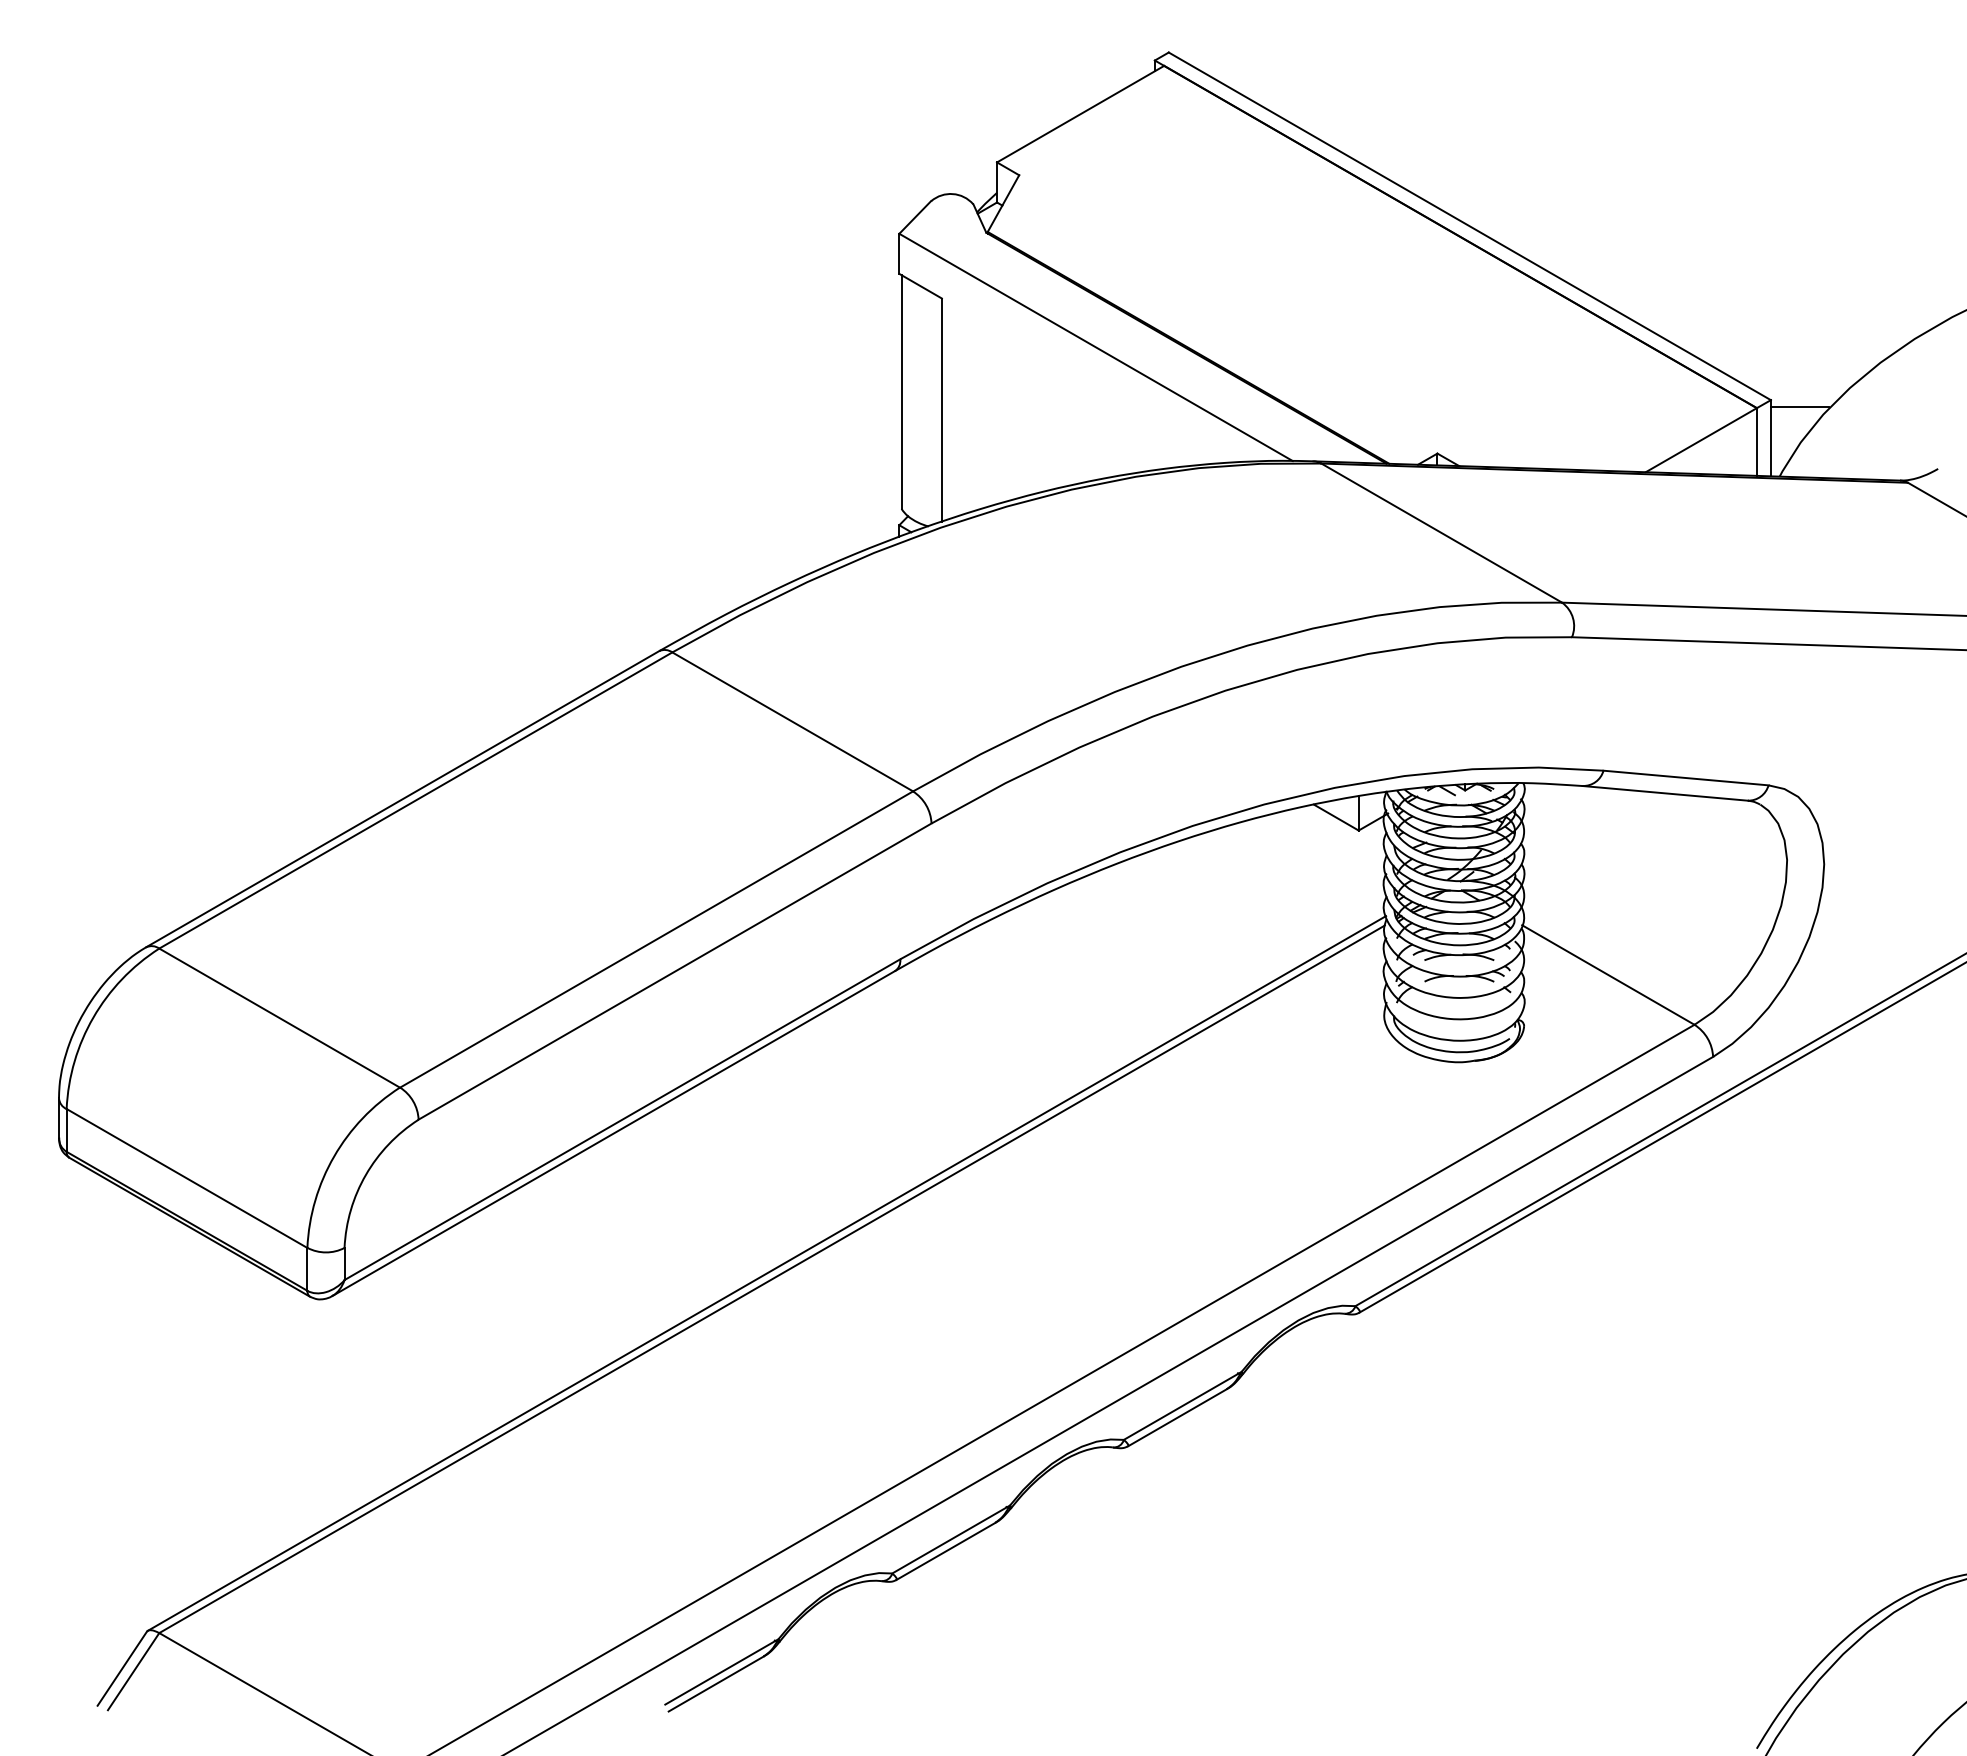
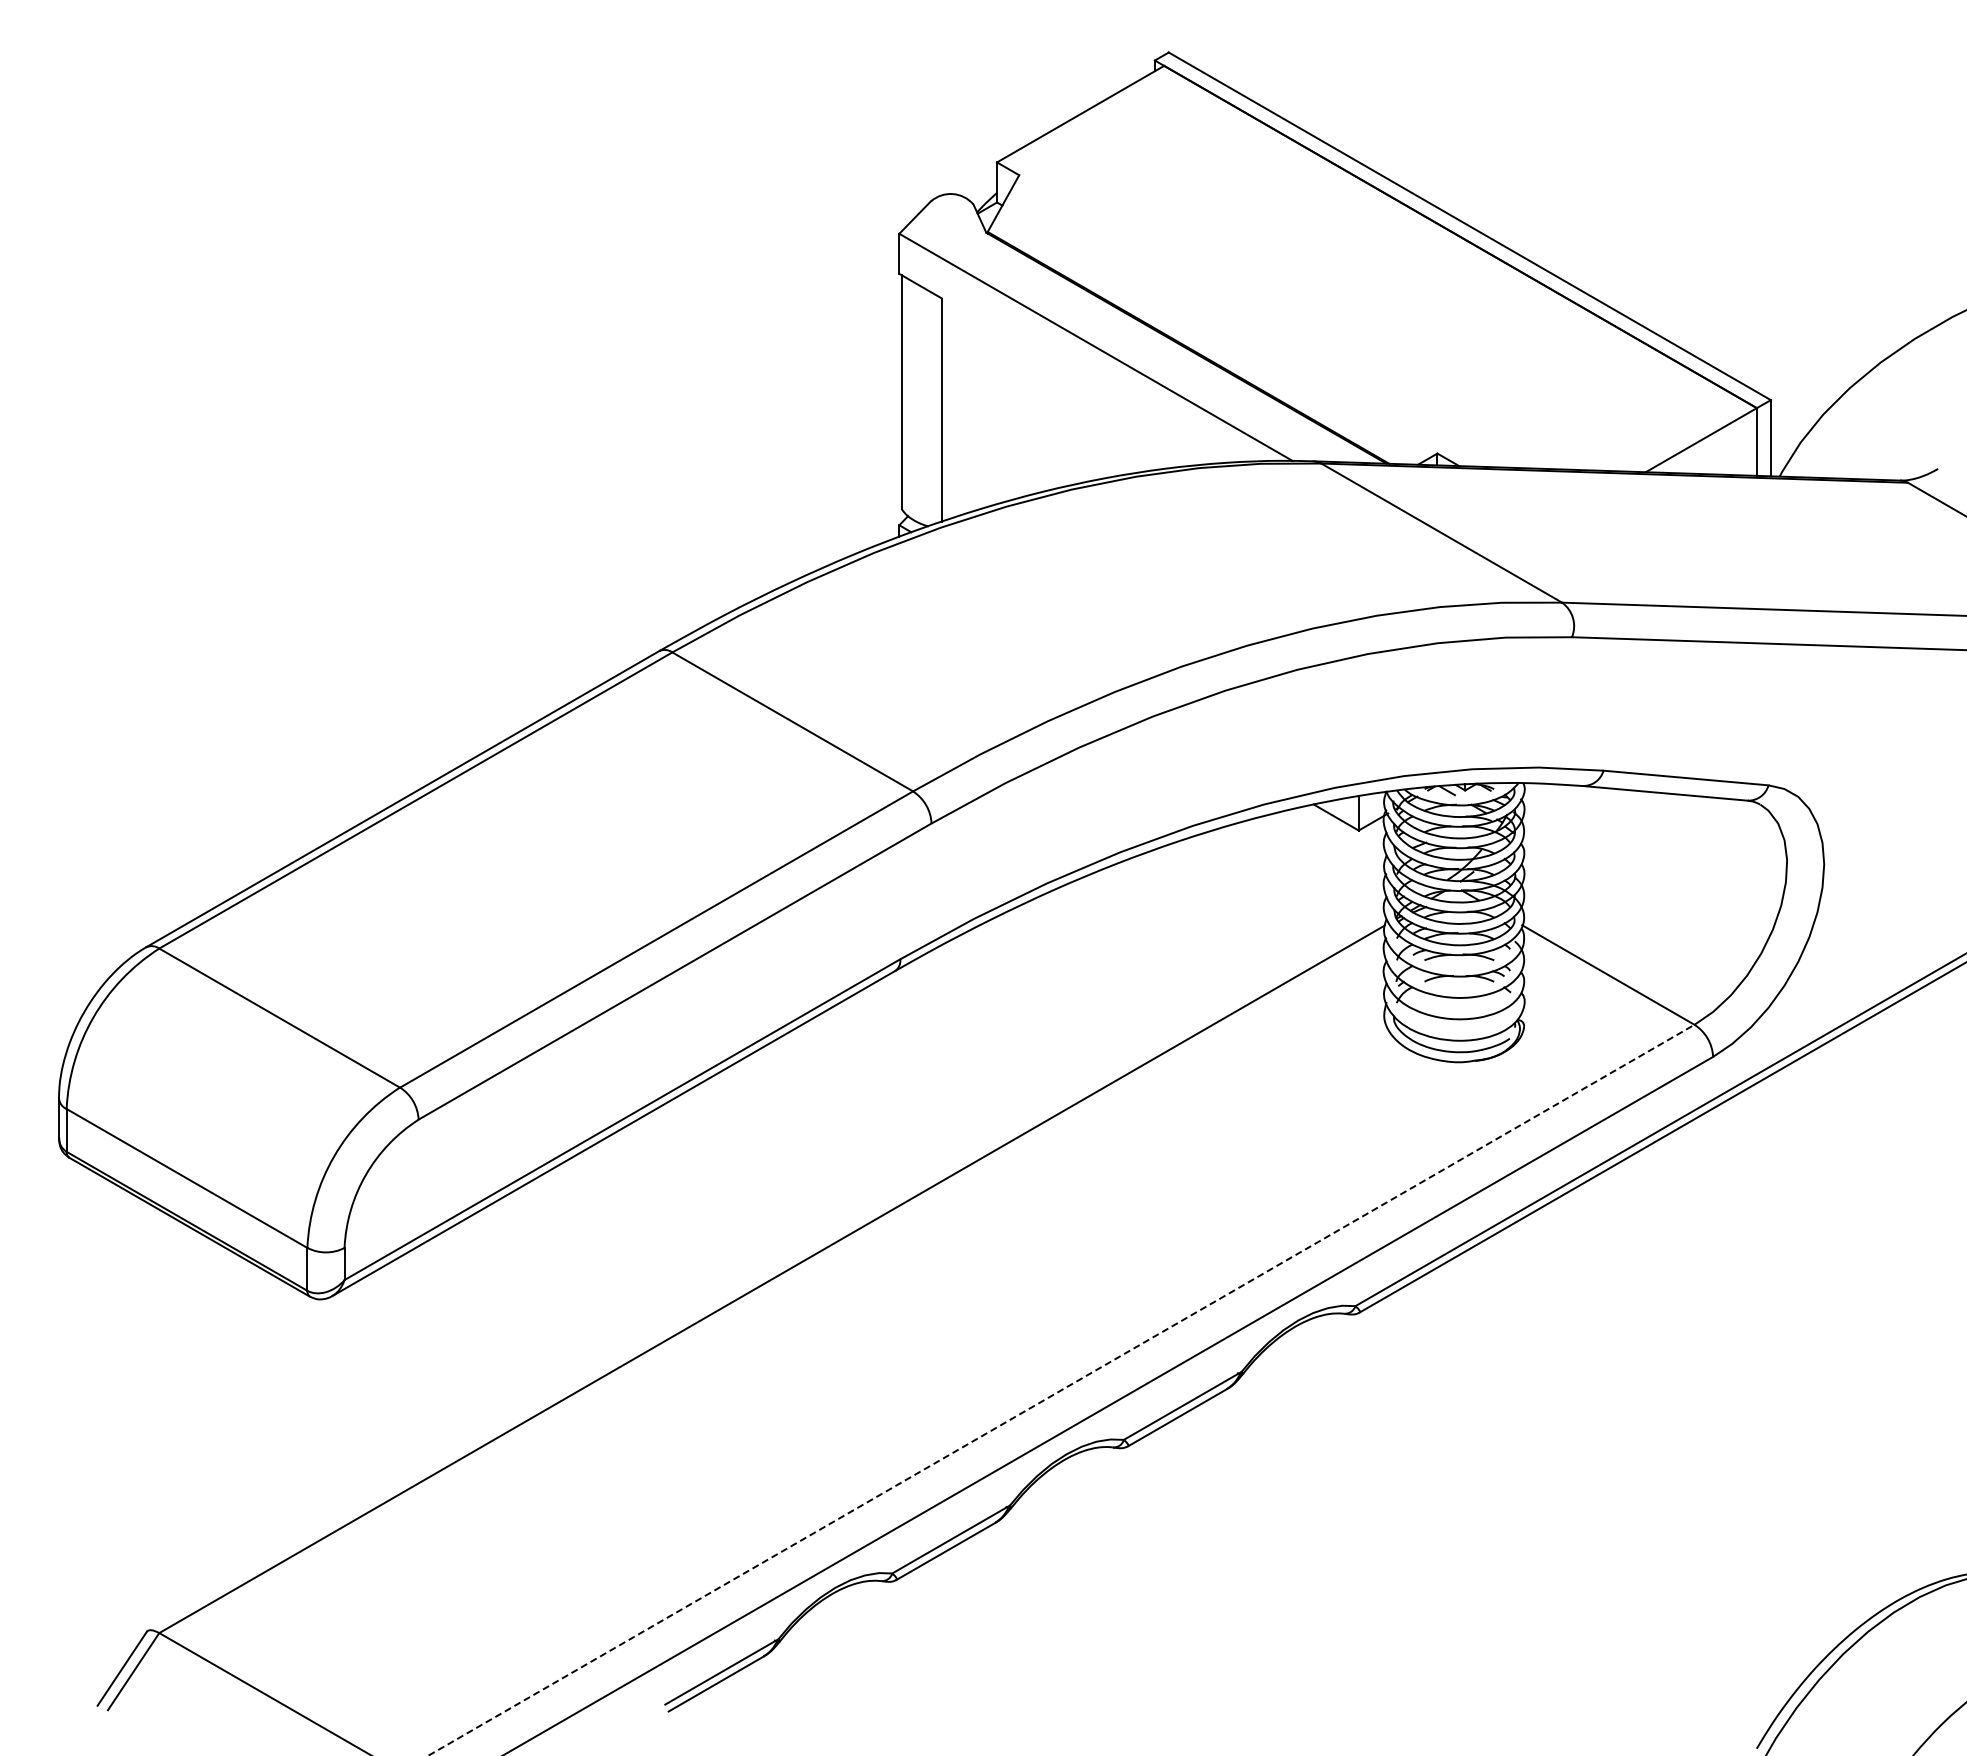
line: present -> none (1799, 407)
line: present -> none (767, 1273)
line: solid -> dashed (1061, 1390)
